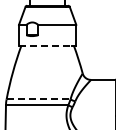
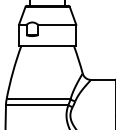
line: dashed -> solid (45, 45)
line: dashed -> solid (38, 99)
